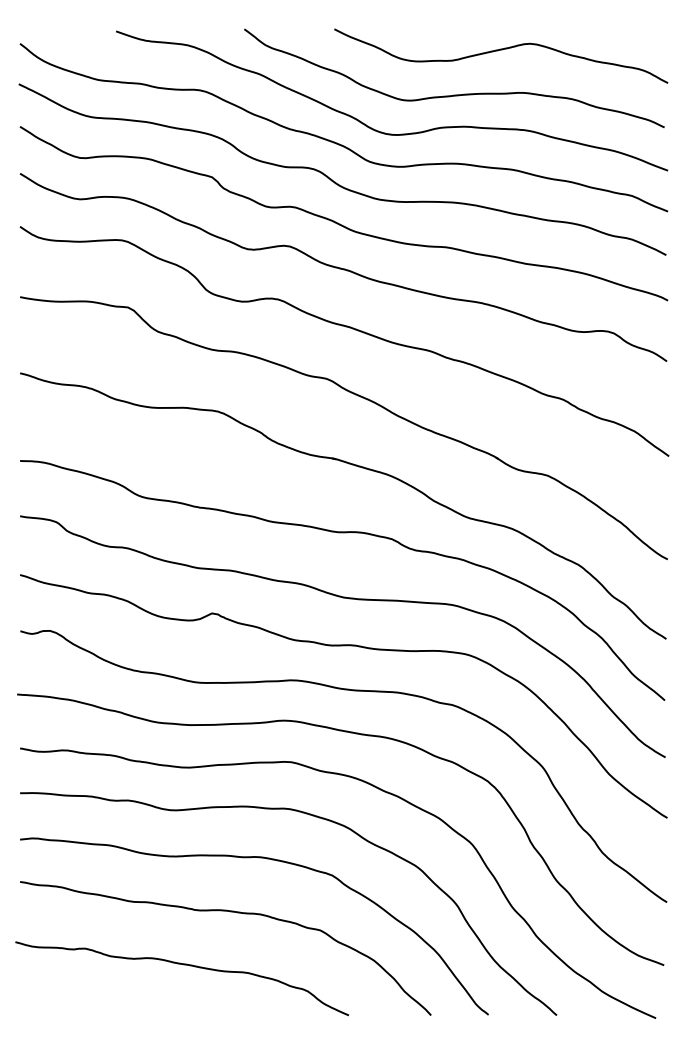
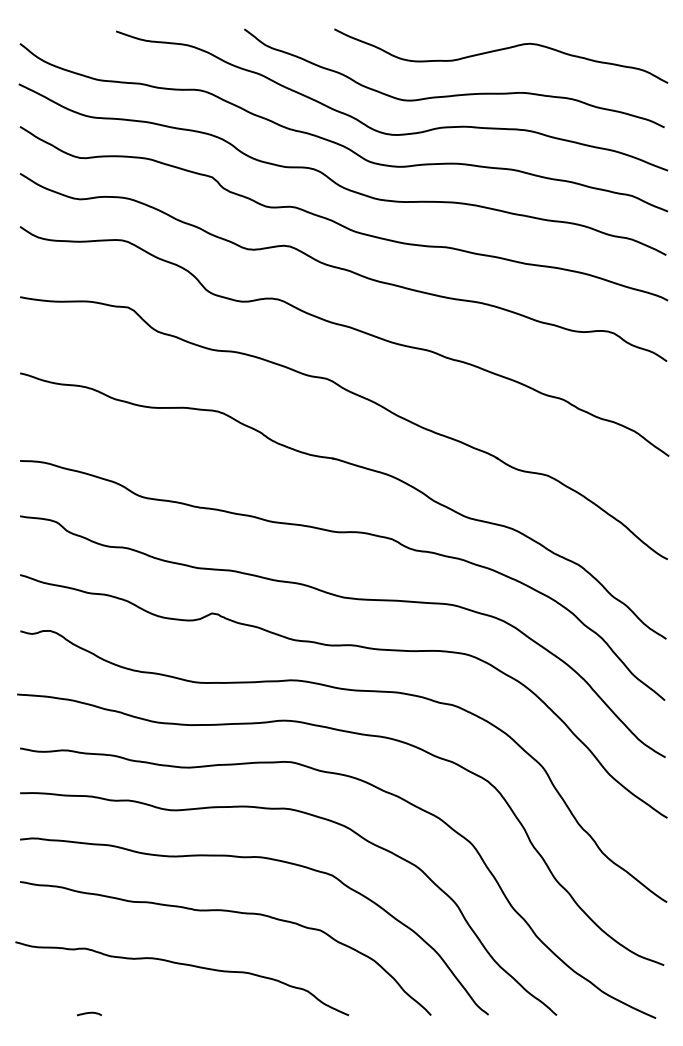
curve: none -> present (88, 1013)
